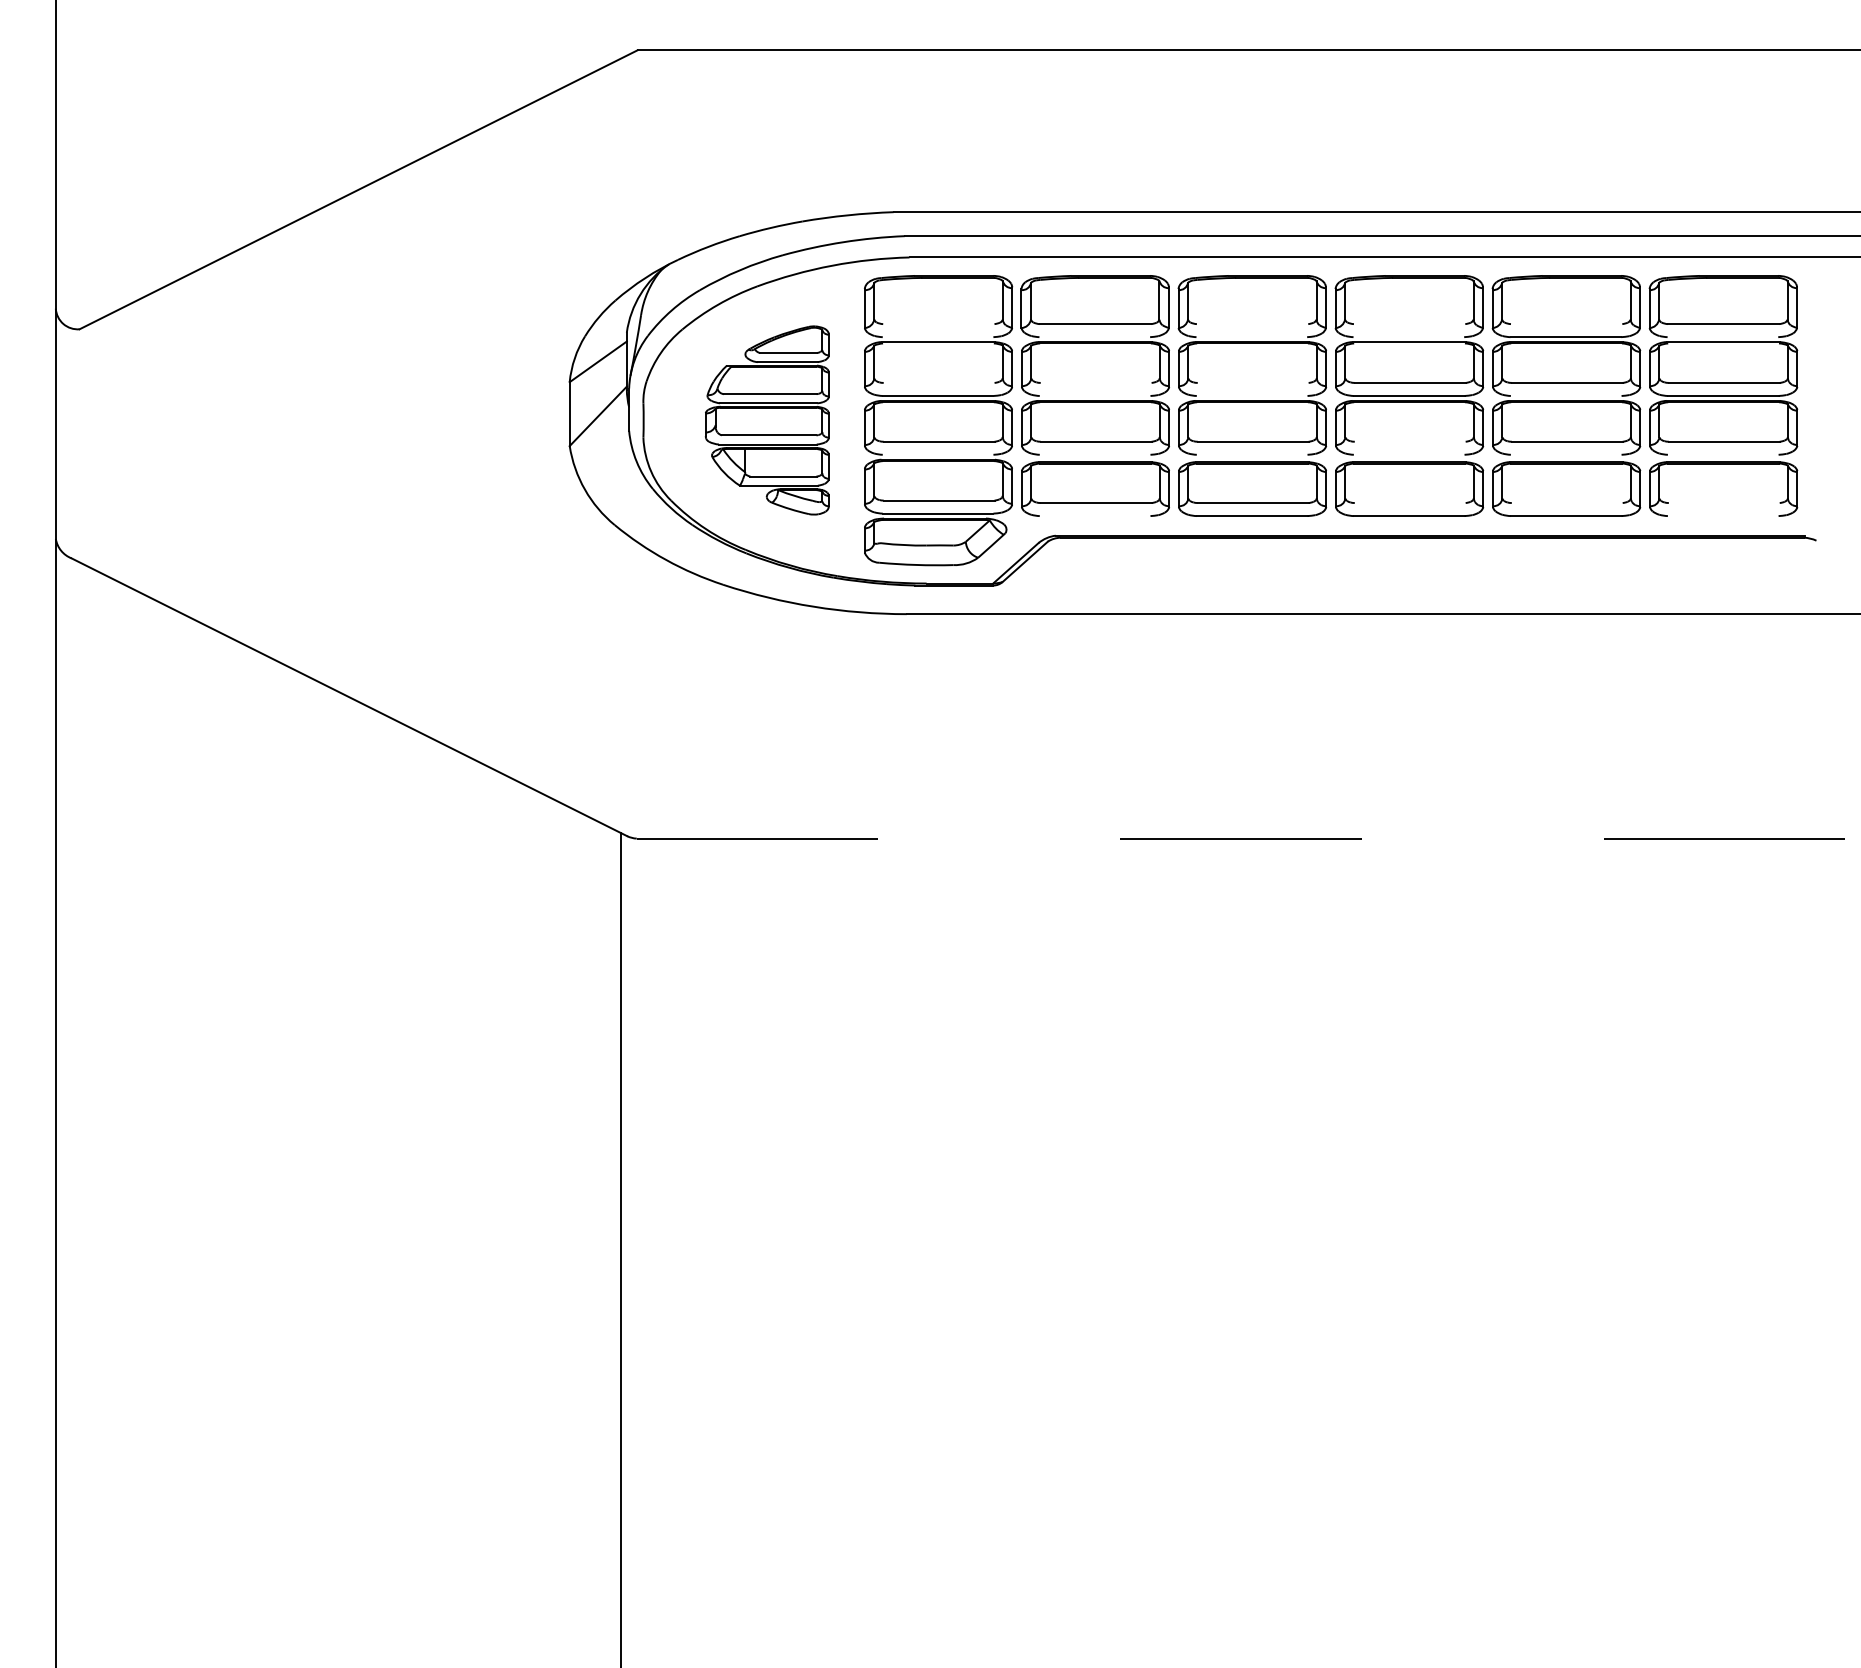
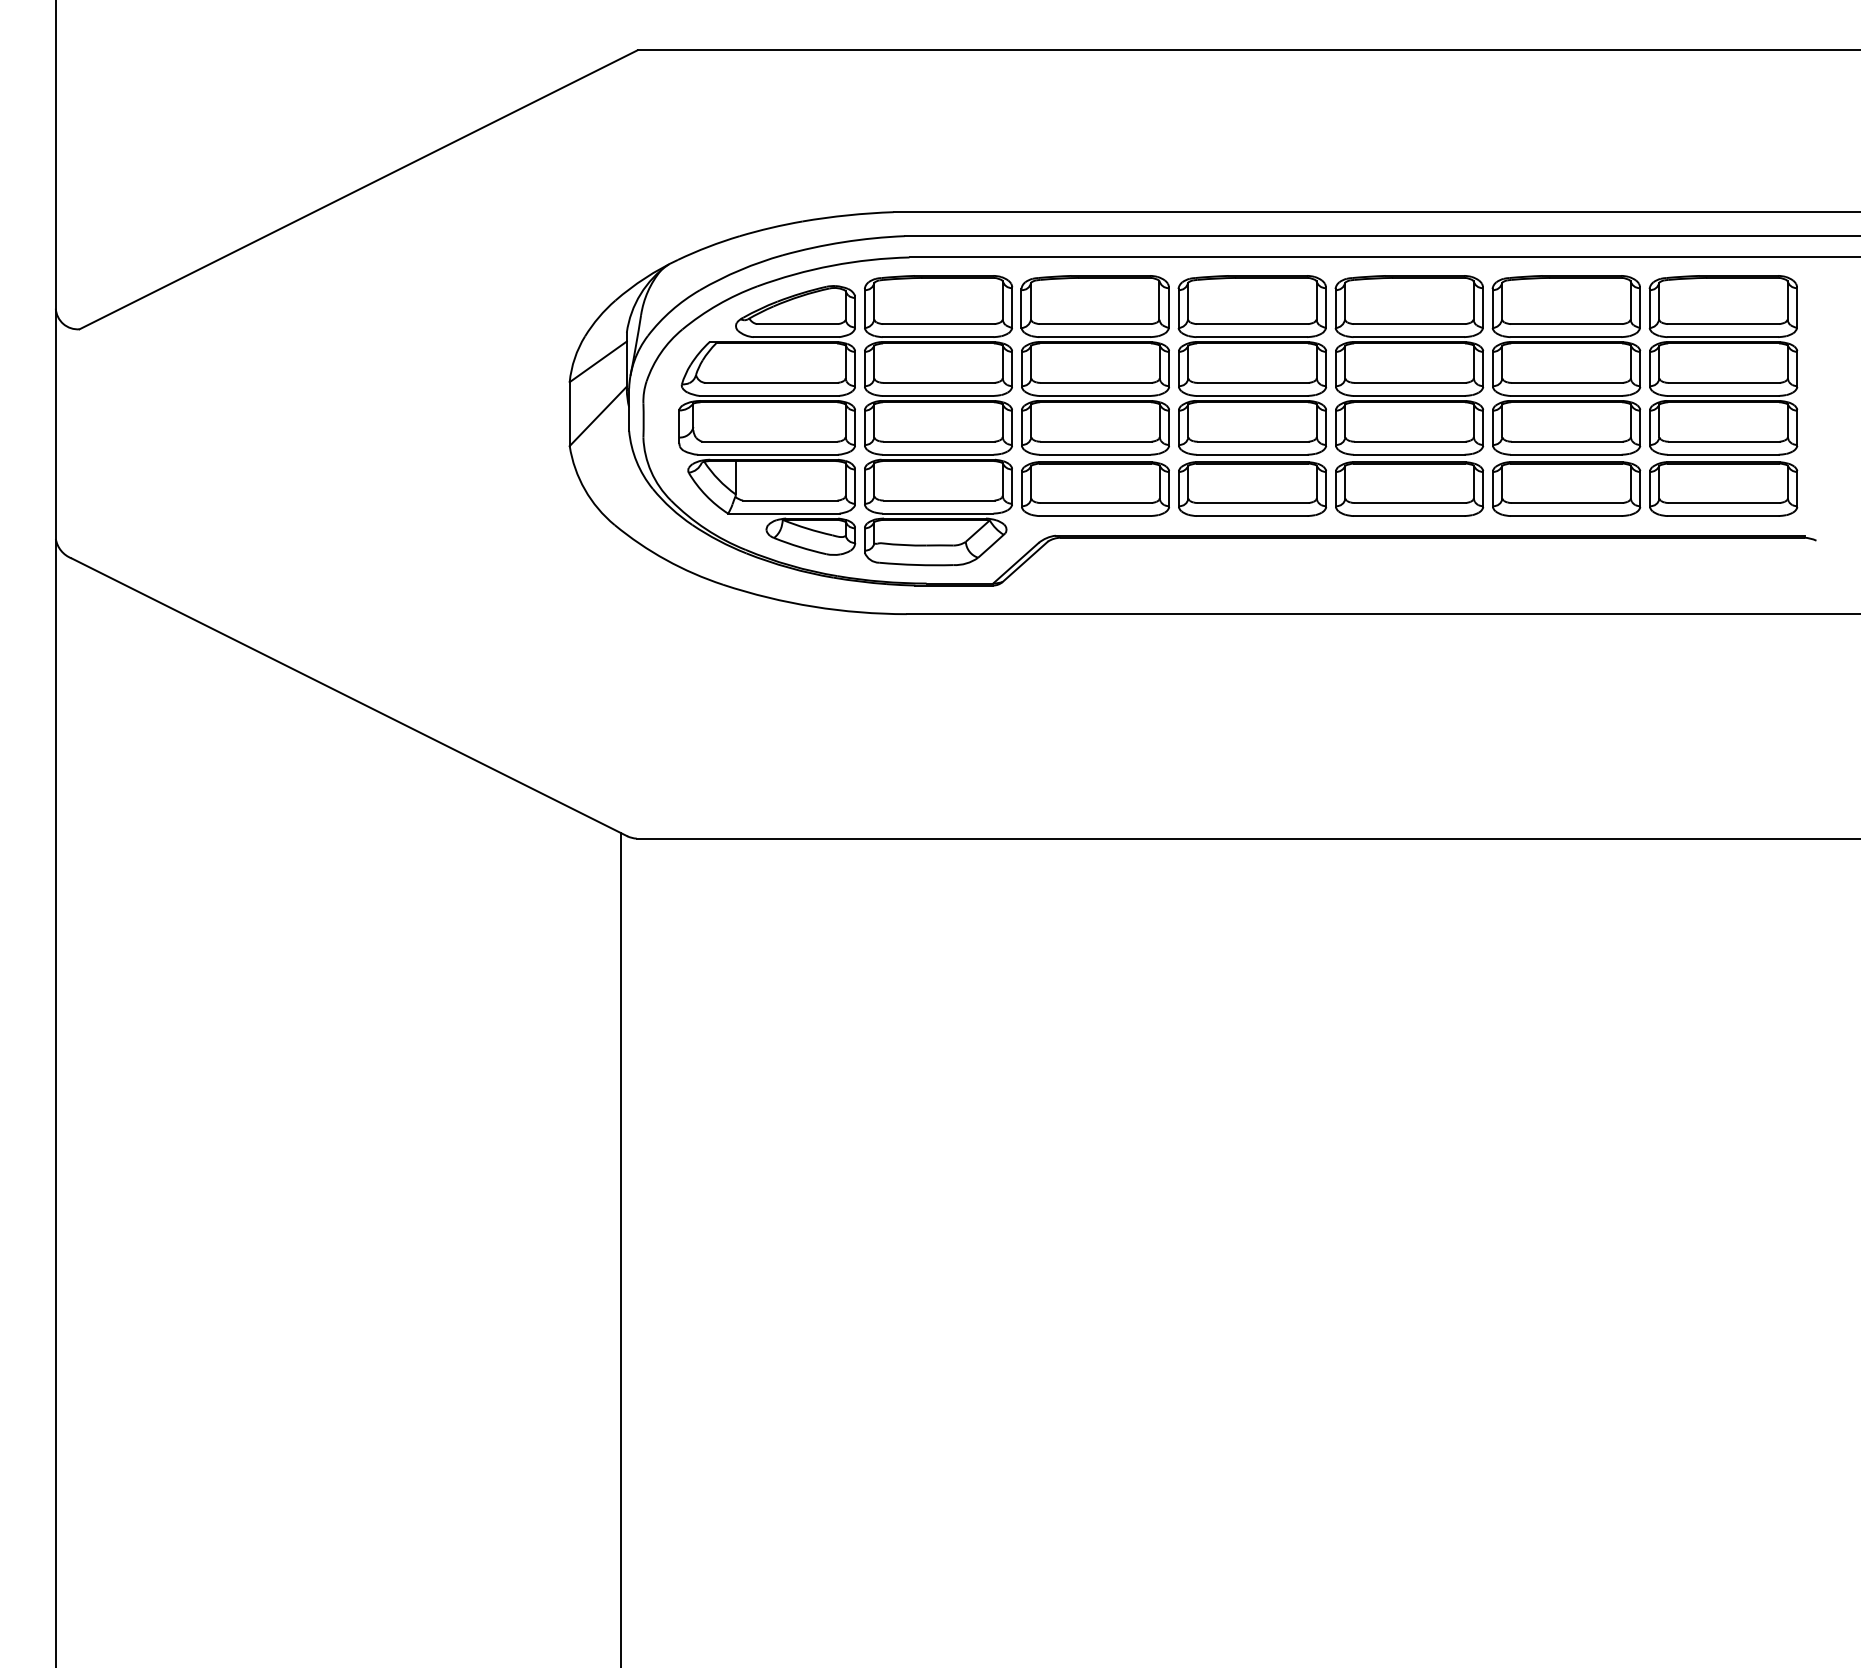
line: none -> present (938, 324)
line: none -> present (1252, 324)
line: none -> present (1409, 324)
line: none -> present (1566, 324)
line: none -> present (937, 337)
line: none -> present (1094, 337)
line: none -> present (1251, 337)
line: none -> present (1408, 337)
line: none -> present (1722, 337)
line: none -> present (938, 343)
line: none -> present (1409, 343)
line: none -> present (1723, 343)
line: none -> present (938, 382)
line: none -> present (1095, 382)
line: none -> present (1252, 382)
line: none -> present (1094, 396)
line: none -> present (1251, 396)
line: none -> present (1565, 396)
part size: 126x191 px -> 179x271 px (767, 420)
line: none -> present (1409, 441)
line: none -> present (937, 454)
line: none -> present (1094, 454)
line: none -> present (1251, 454)
line: none -> present (1408, 454)
line: none -> present (1565, 454)
line: none -> present (1722, 454)
line: none -> present (1409, 503)
line: none -> present (1566, 503)
line: none -> present (1723, 503)
line: none -> present (1094, 516)
line: none -> present (1722, 516)
line: dashed -> solid (1248, 838)
